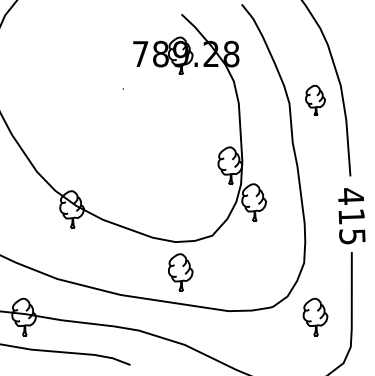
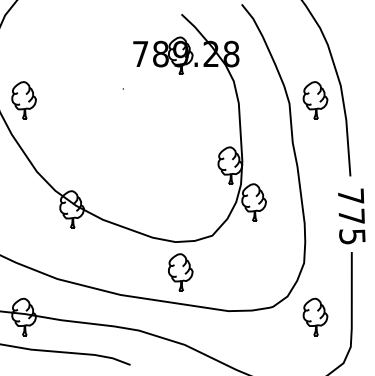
part size: 21x32 px -> 27x39 px (315, 100)
part: none -> present (23, 100)
text: 415 -> 775 (351, 206)
